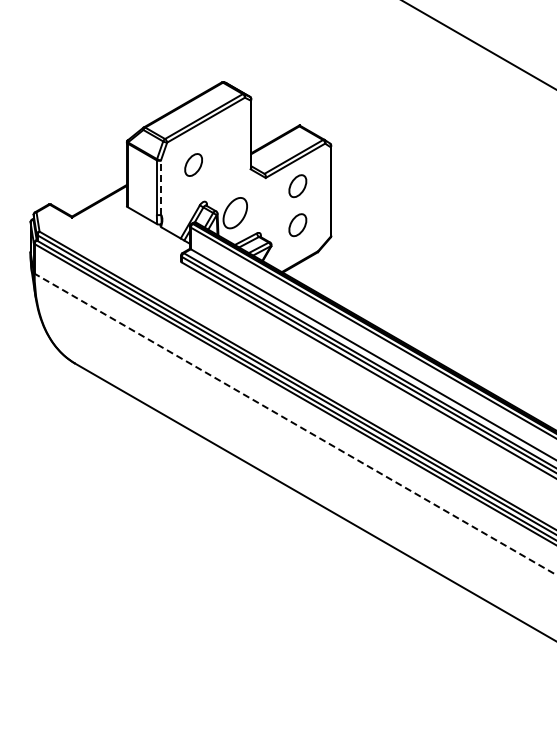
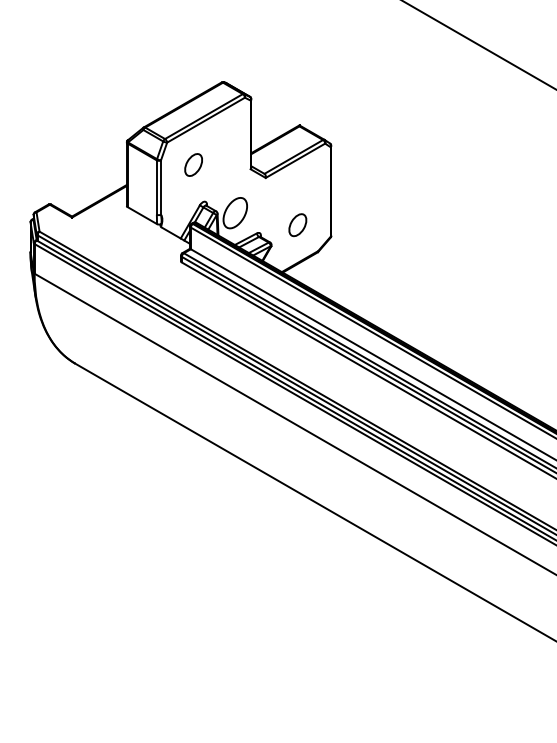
part: present -> none (297, 186)
line: dashed -> solid (161, 187)
line: dashed -> solid (295, 424)
